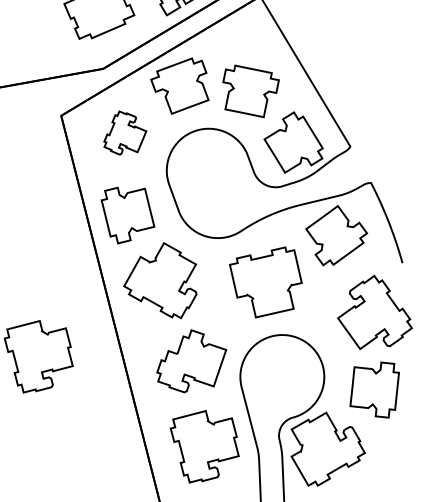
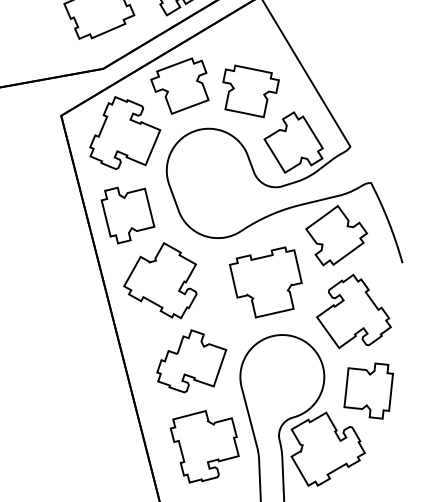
part size: 45x46 px -> 73x74 px (125, 132)
part position: (374, 312) -> (353, 311) (353, 311)
part: present -> none (38, 356)
part position: (374, 389) -> (368, 390) (368, 390)
